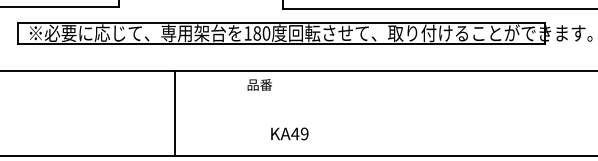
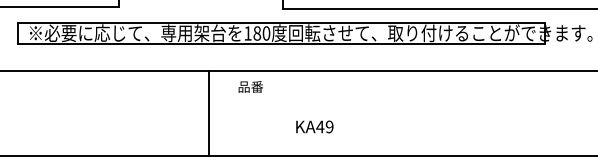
text position: (259, 84) -> (250, 86) (250, 86)
line position: (175, 113) -> (209, 113) (209, 113)
text position: (289, 133) -> (314, 126) (314, 126)
